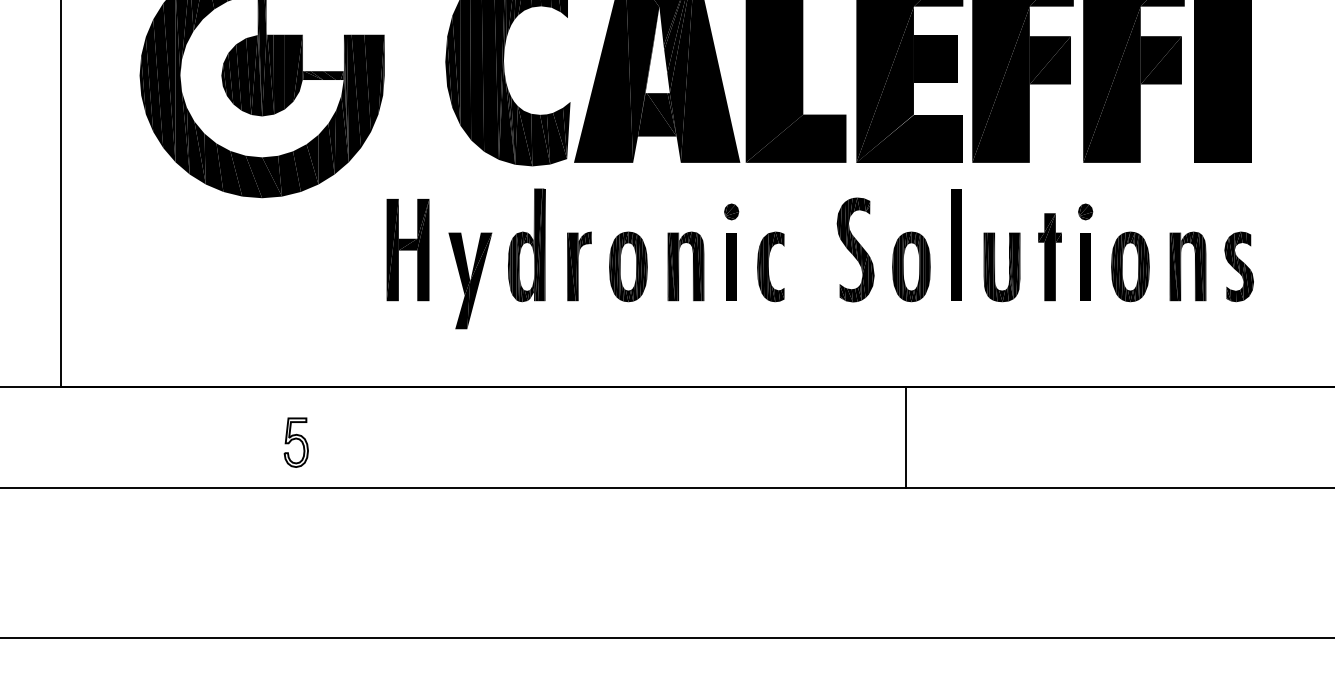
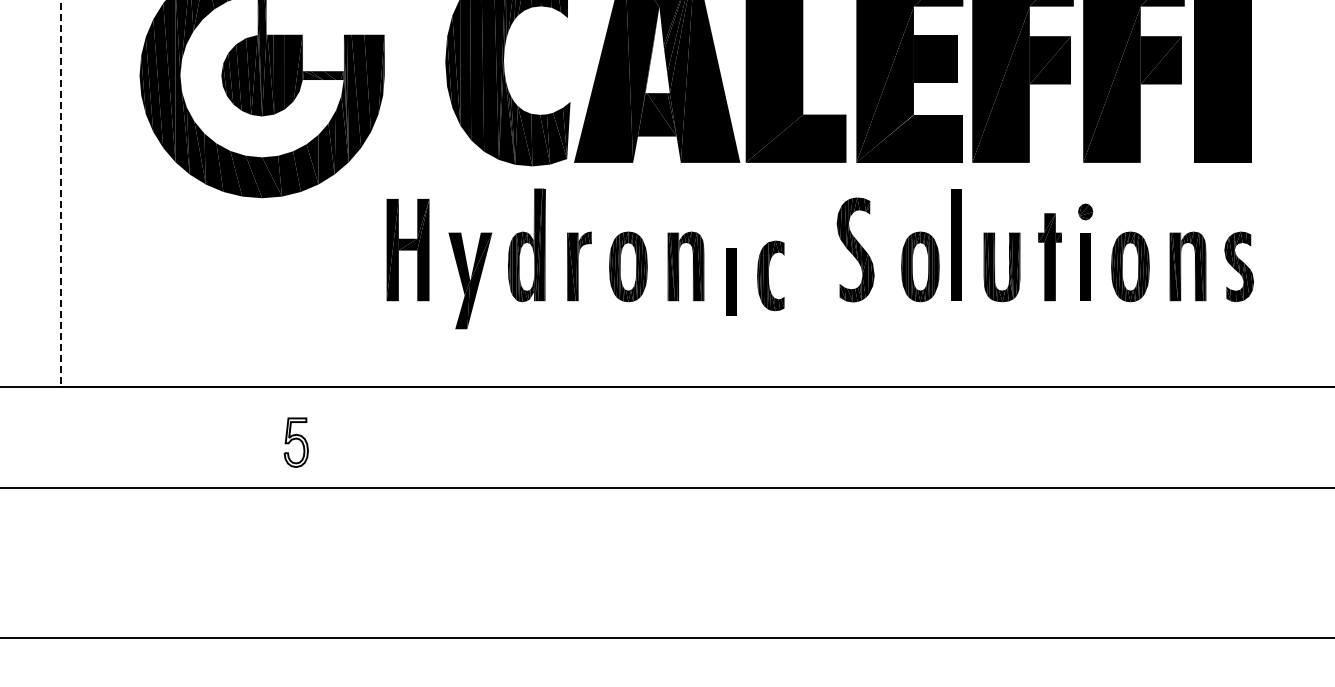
line: solid -> dashed (60, 194)
part: present -> none (731, 211)
part position: (731, 266) -> (731, 281) (731, 281)
part position: (770, 266) -> (770, 275) (770, 275)
part position: (911, 266) -> (920, 266) (920, 266)
line: present -> none (906, 437)
